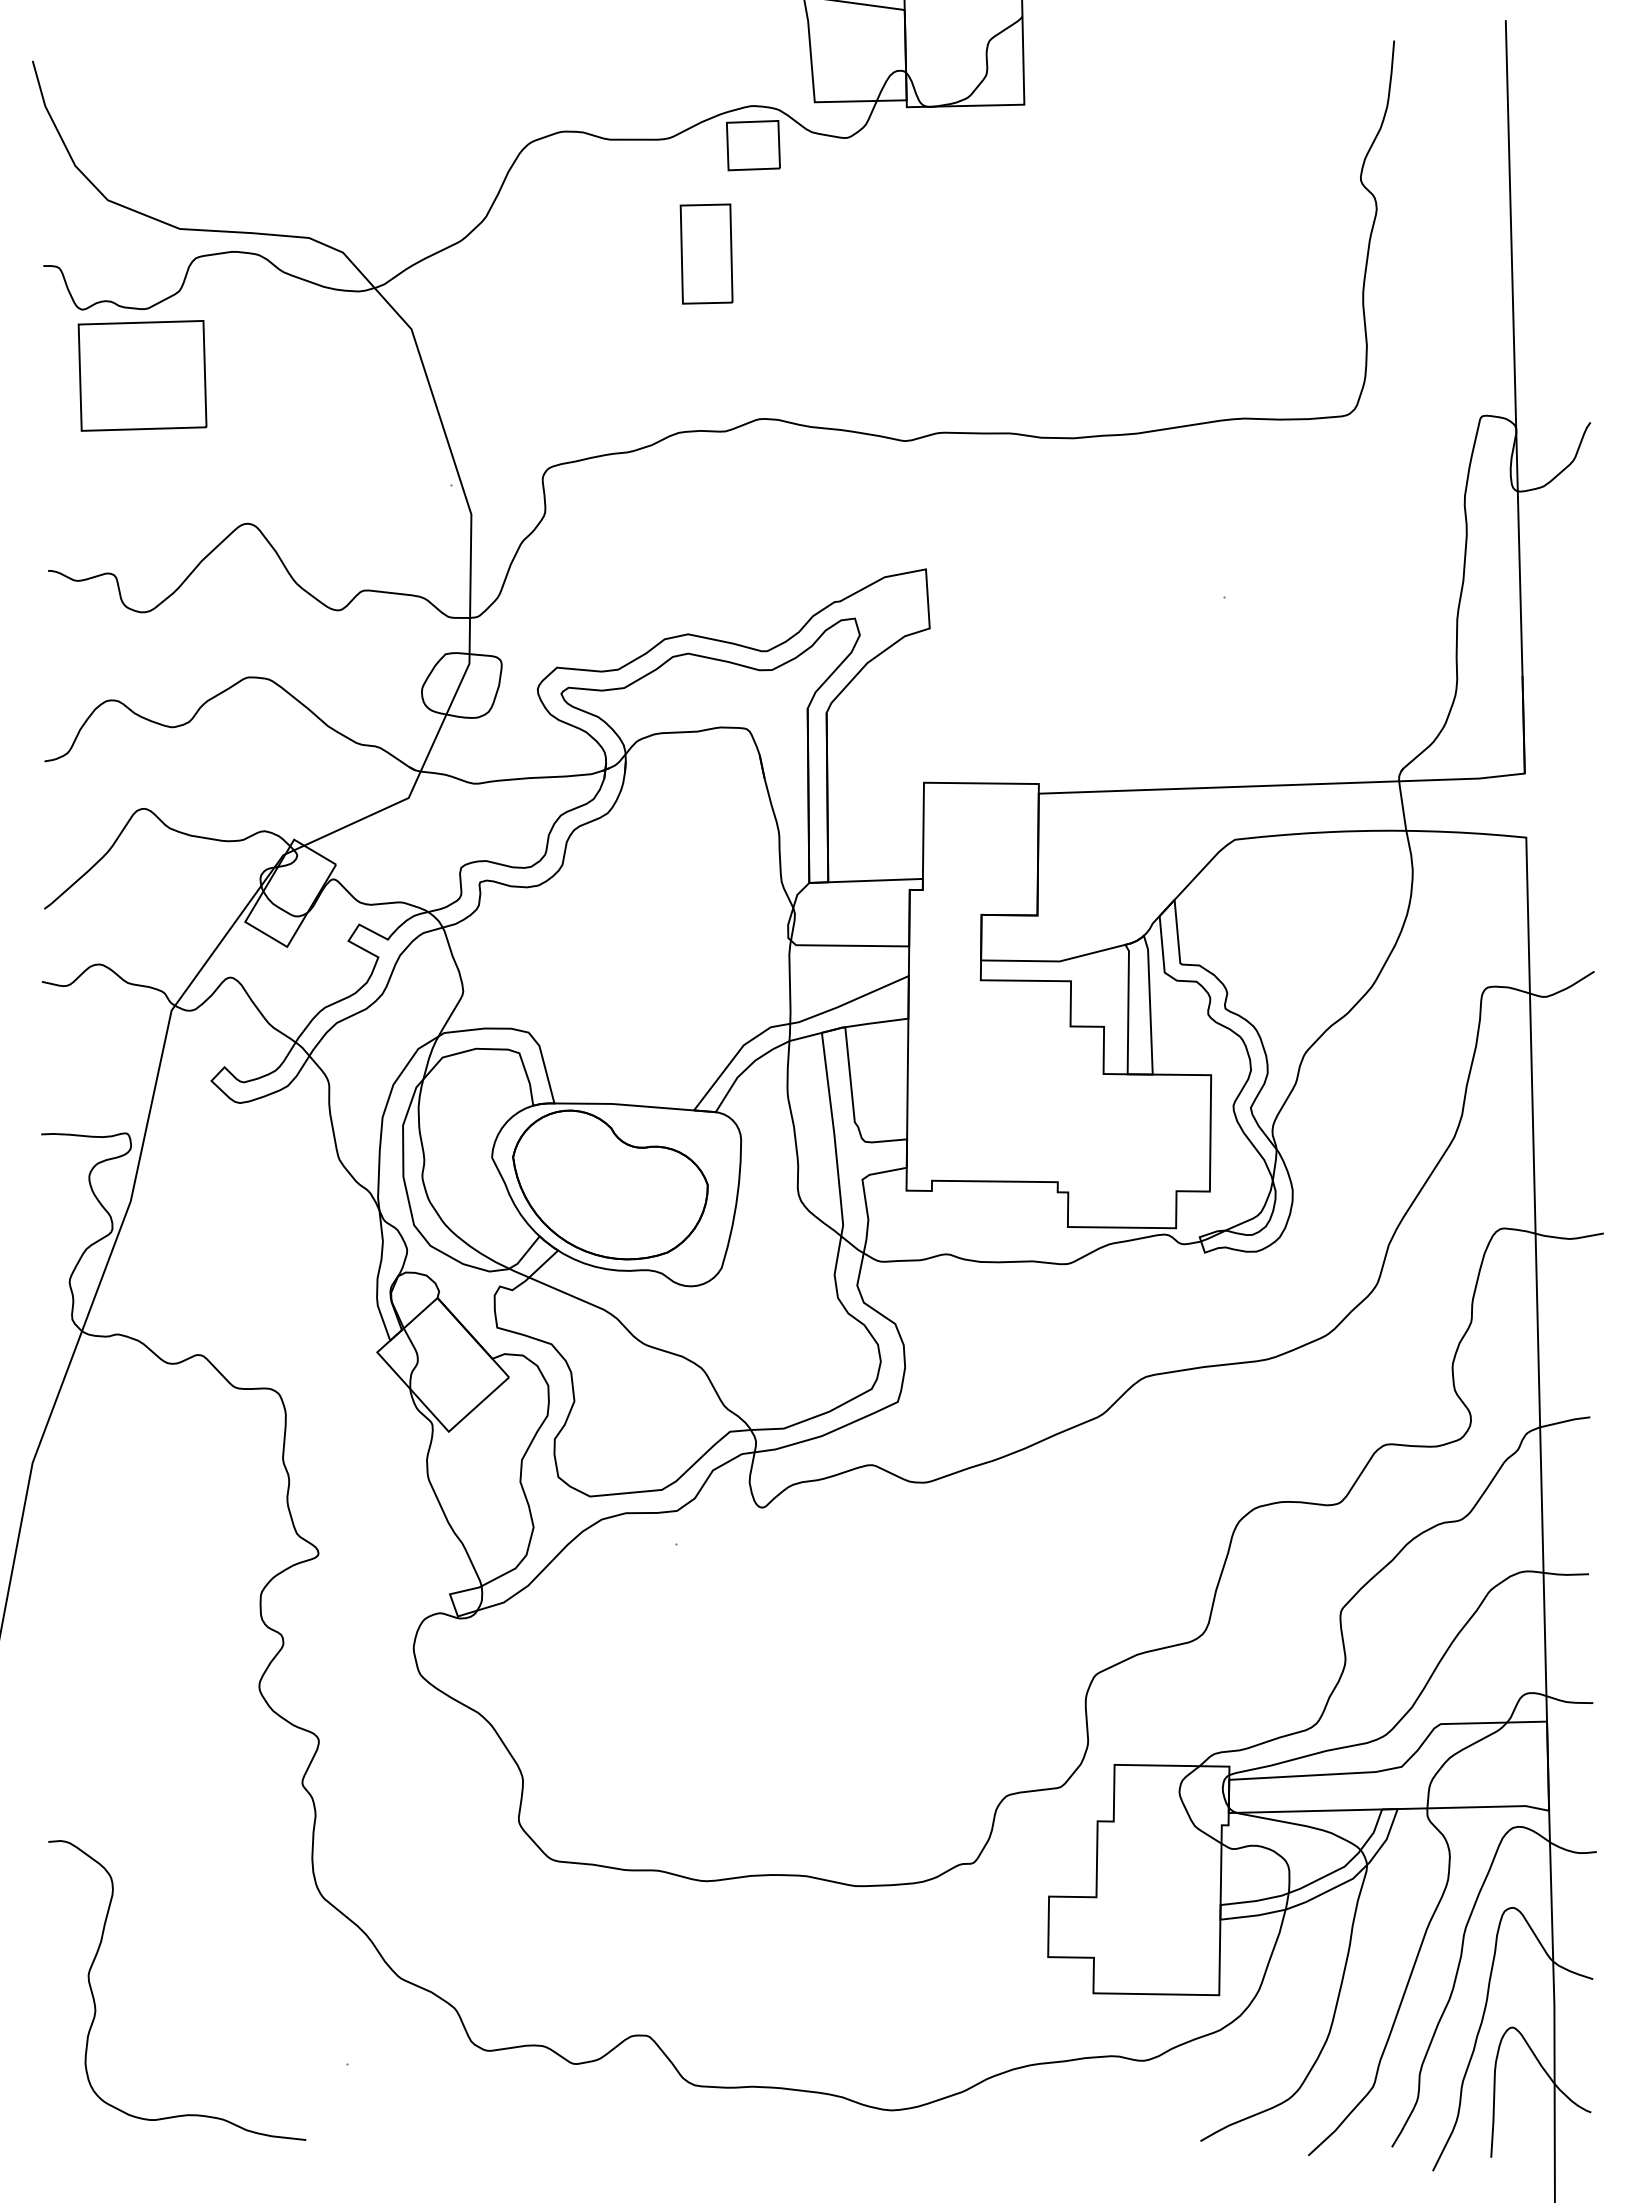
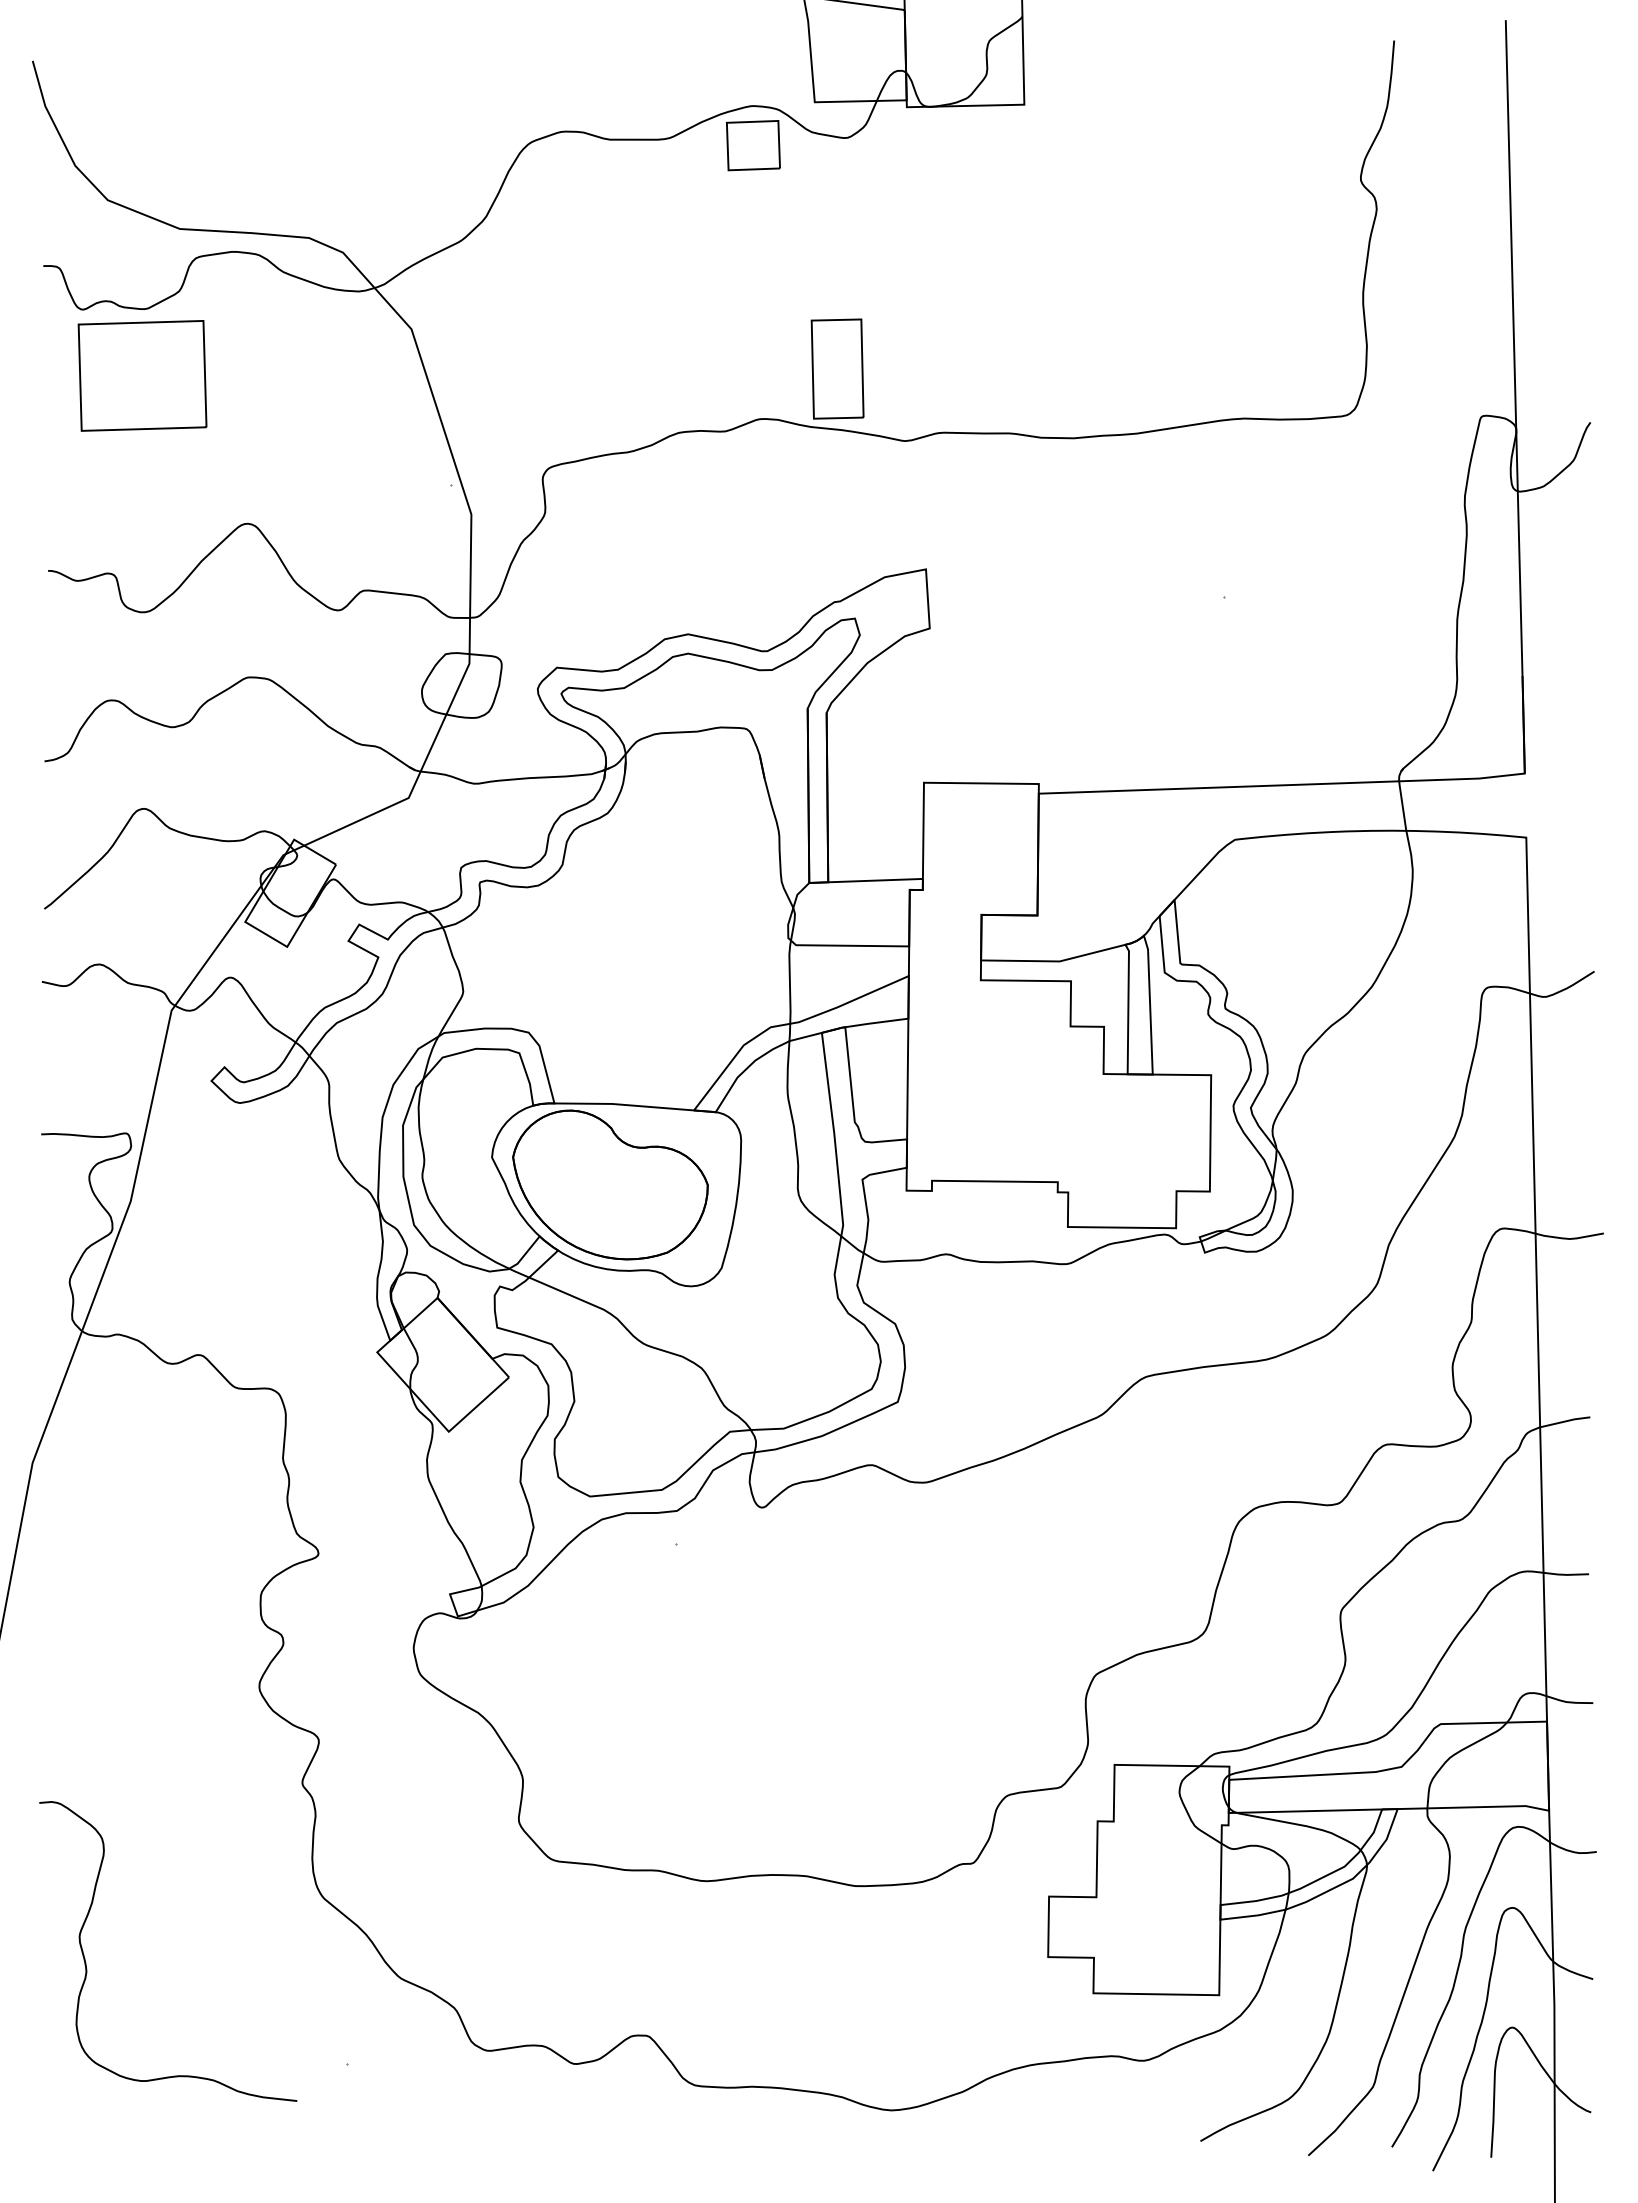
part position: (706, 253) -> (837, 368) (837, 368)
curve position: (95, 2001) -> (86, 1962) (86, 1962)
